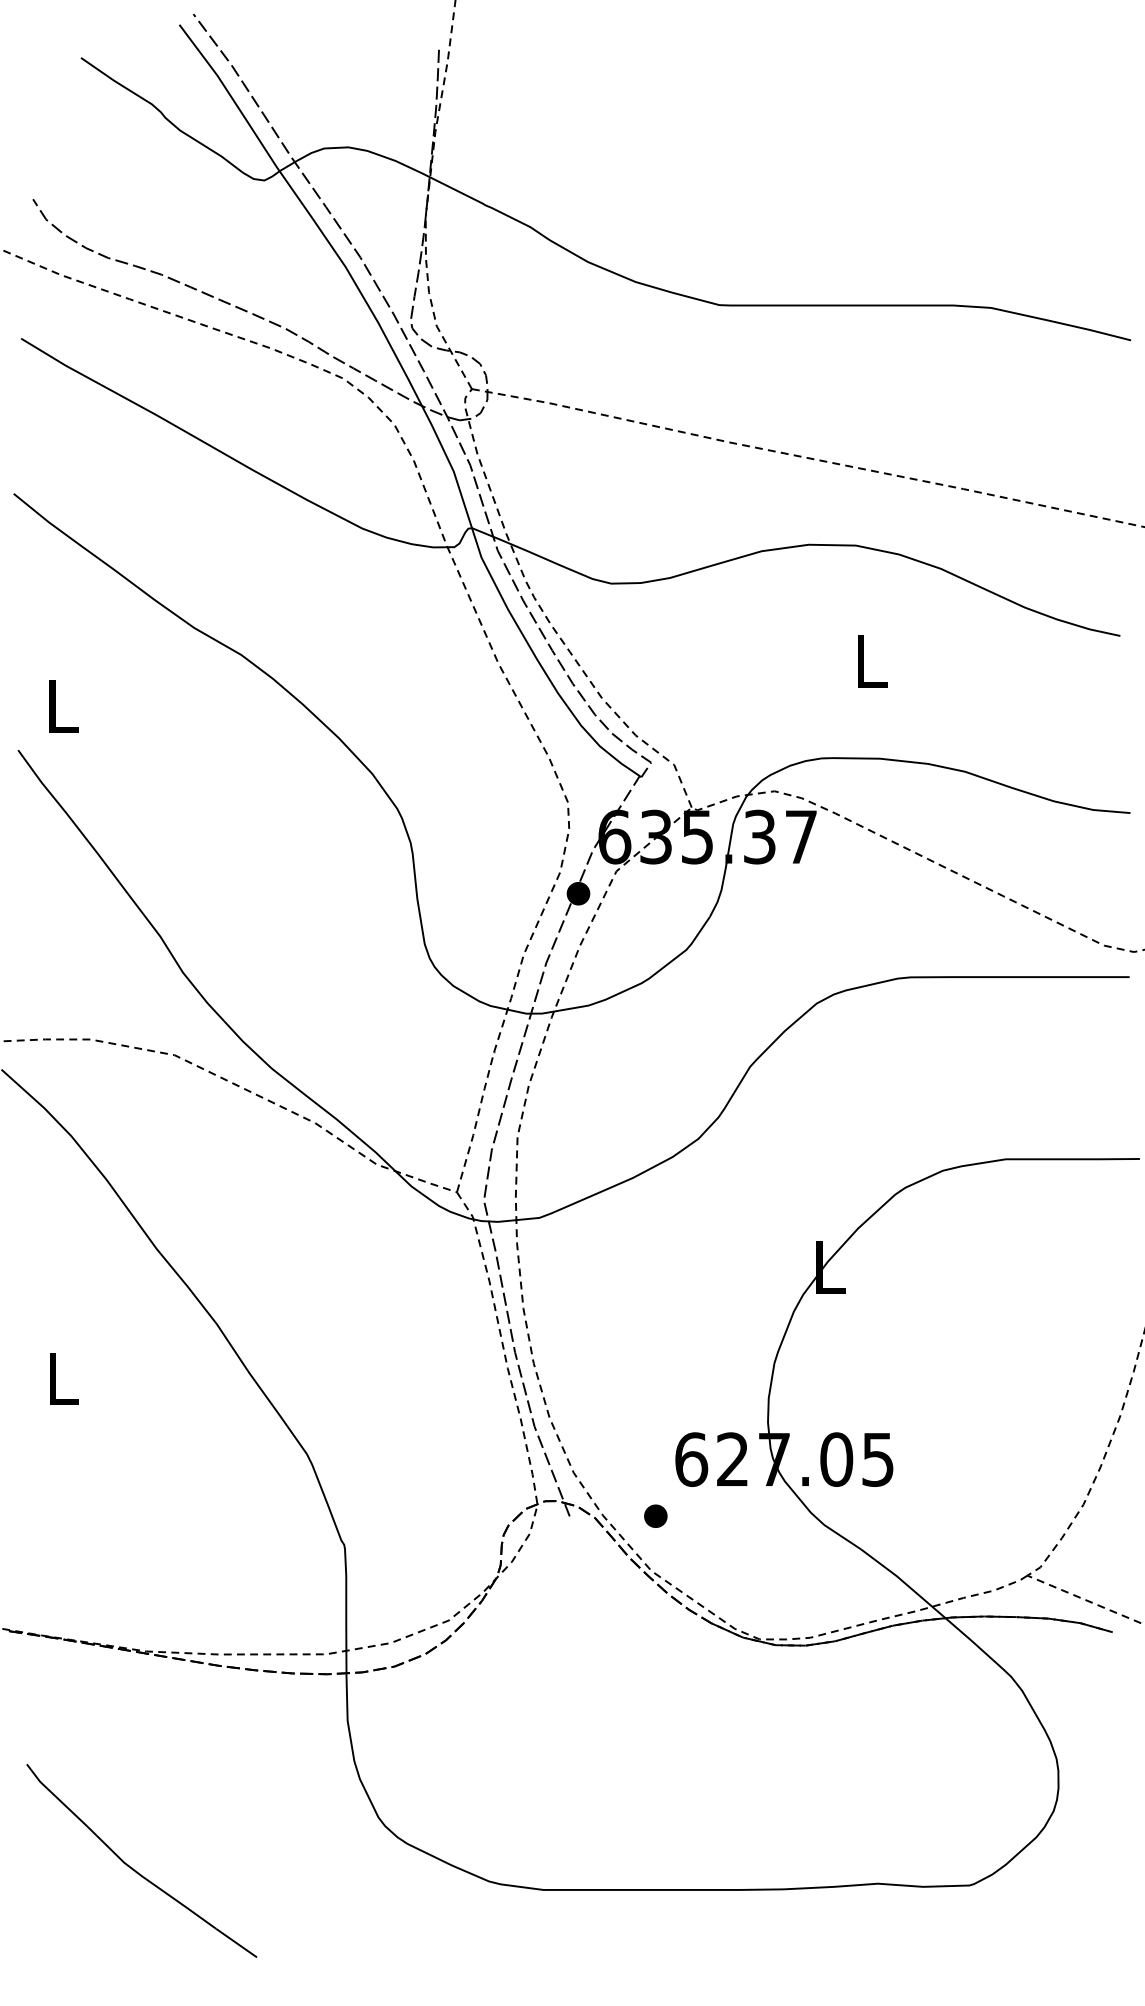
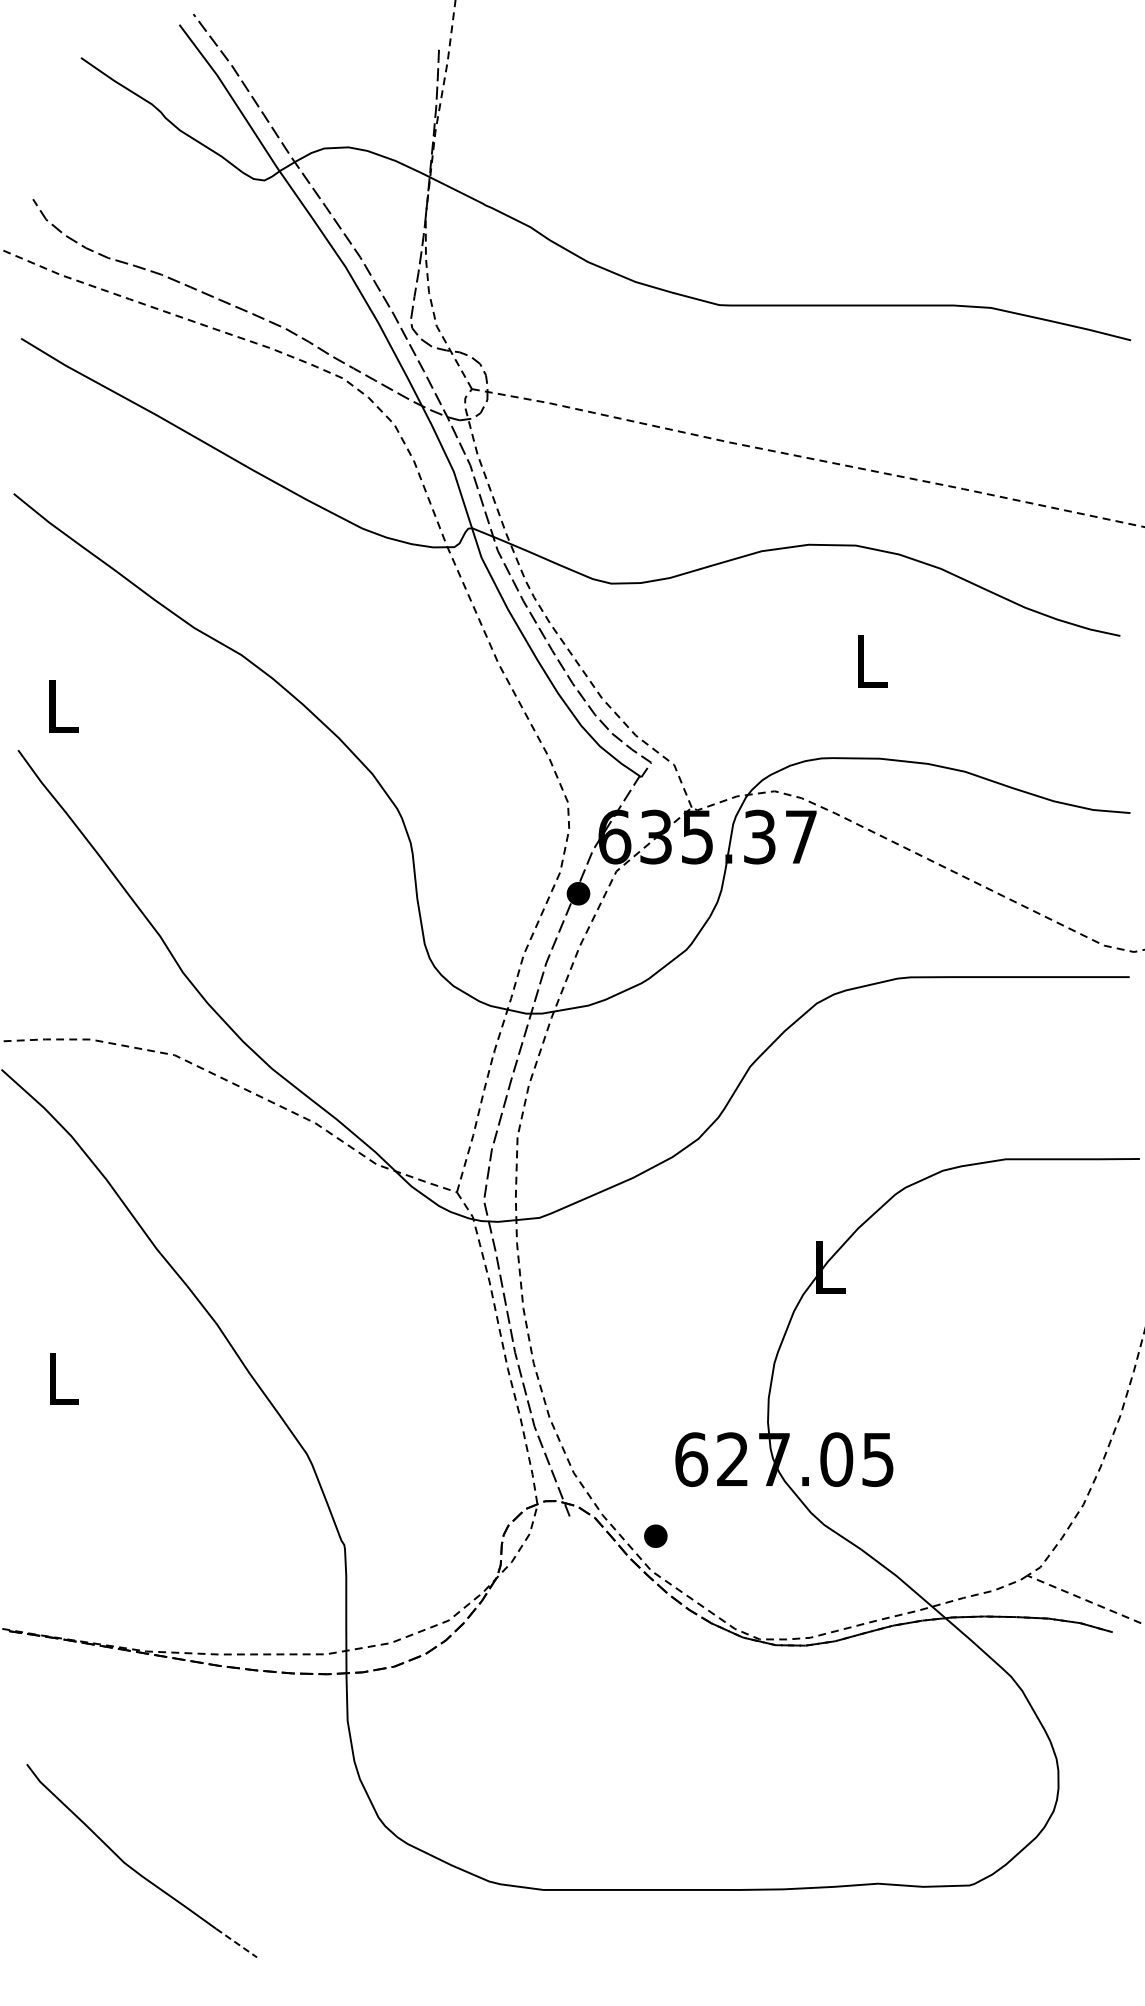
part position: (655, 1515) -> (655, 1535) (655, 1535)
line: solid -> dashed (236, 1943)
